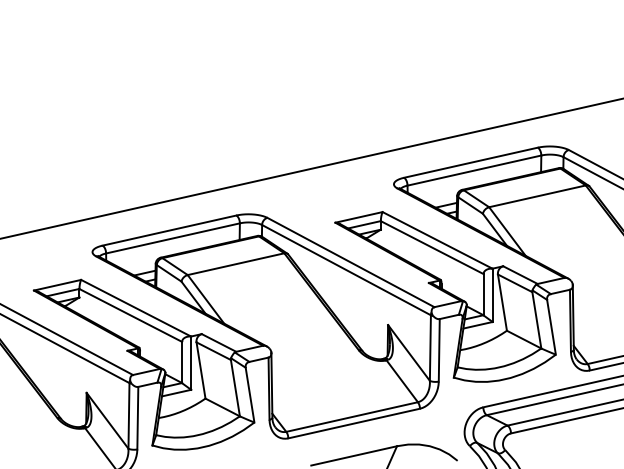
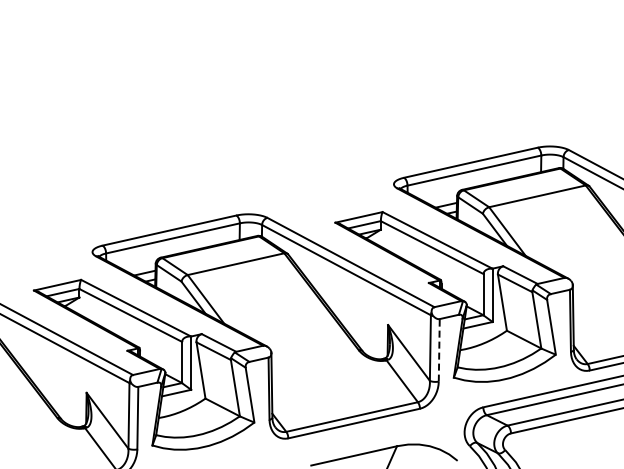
line: present -> none (311, 168)
line: solid -> dashed (439, 349)
